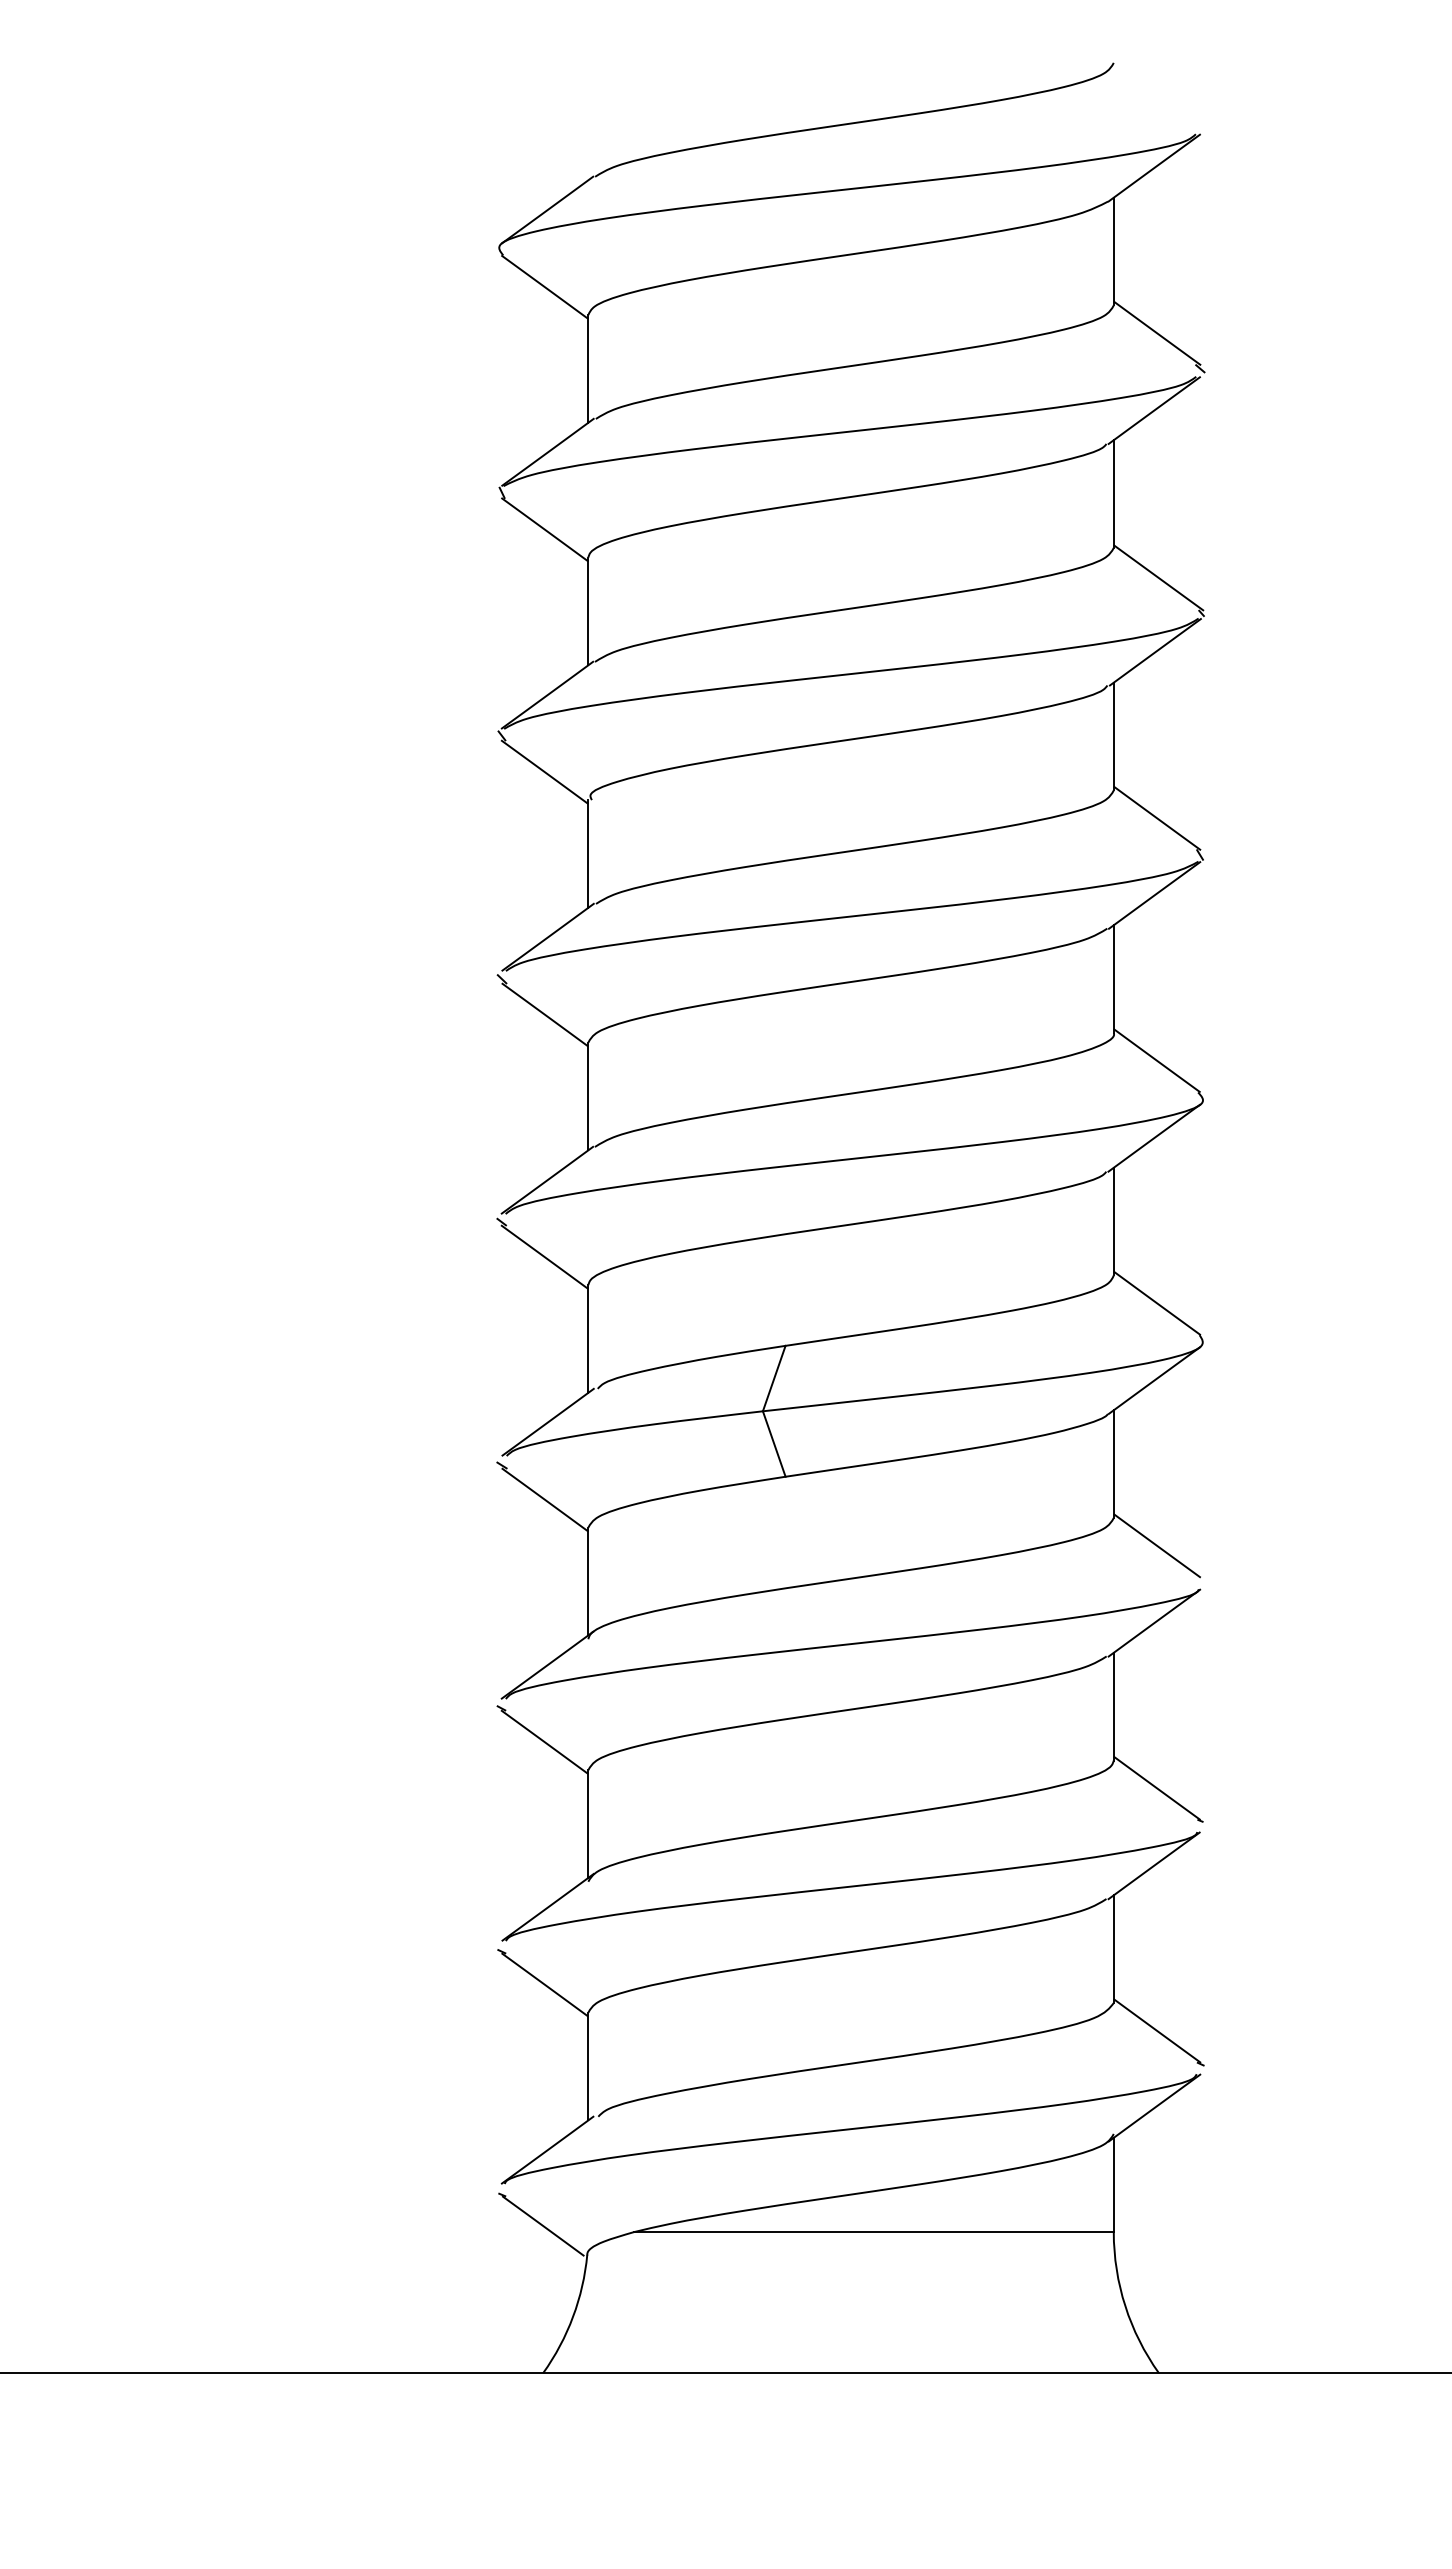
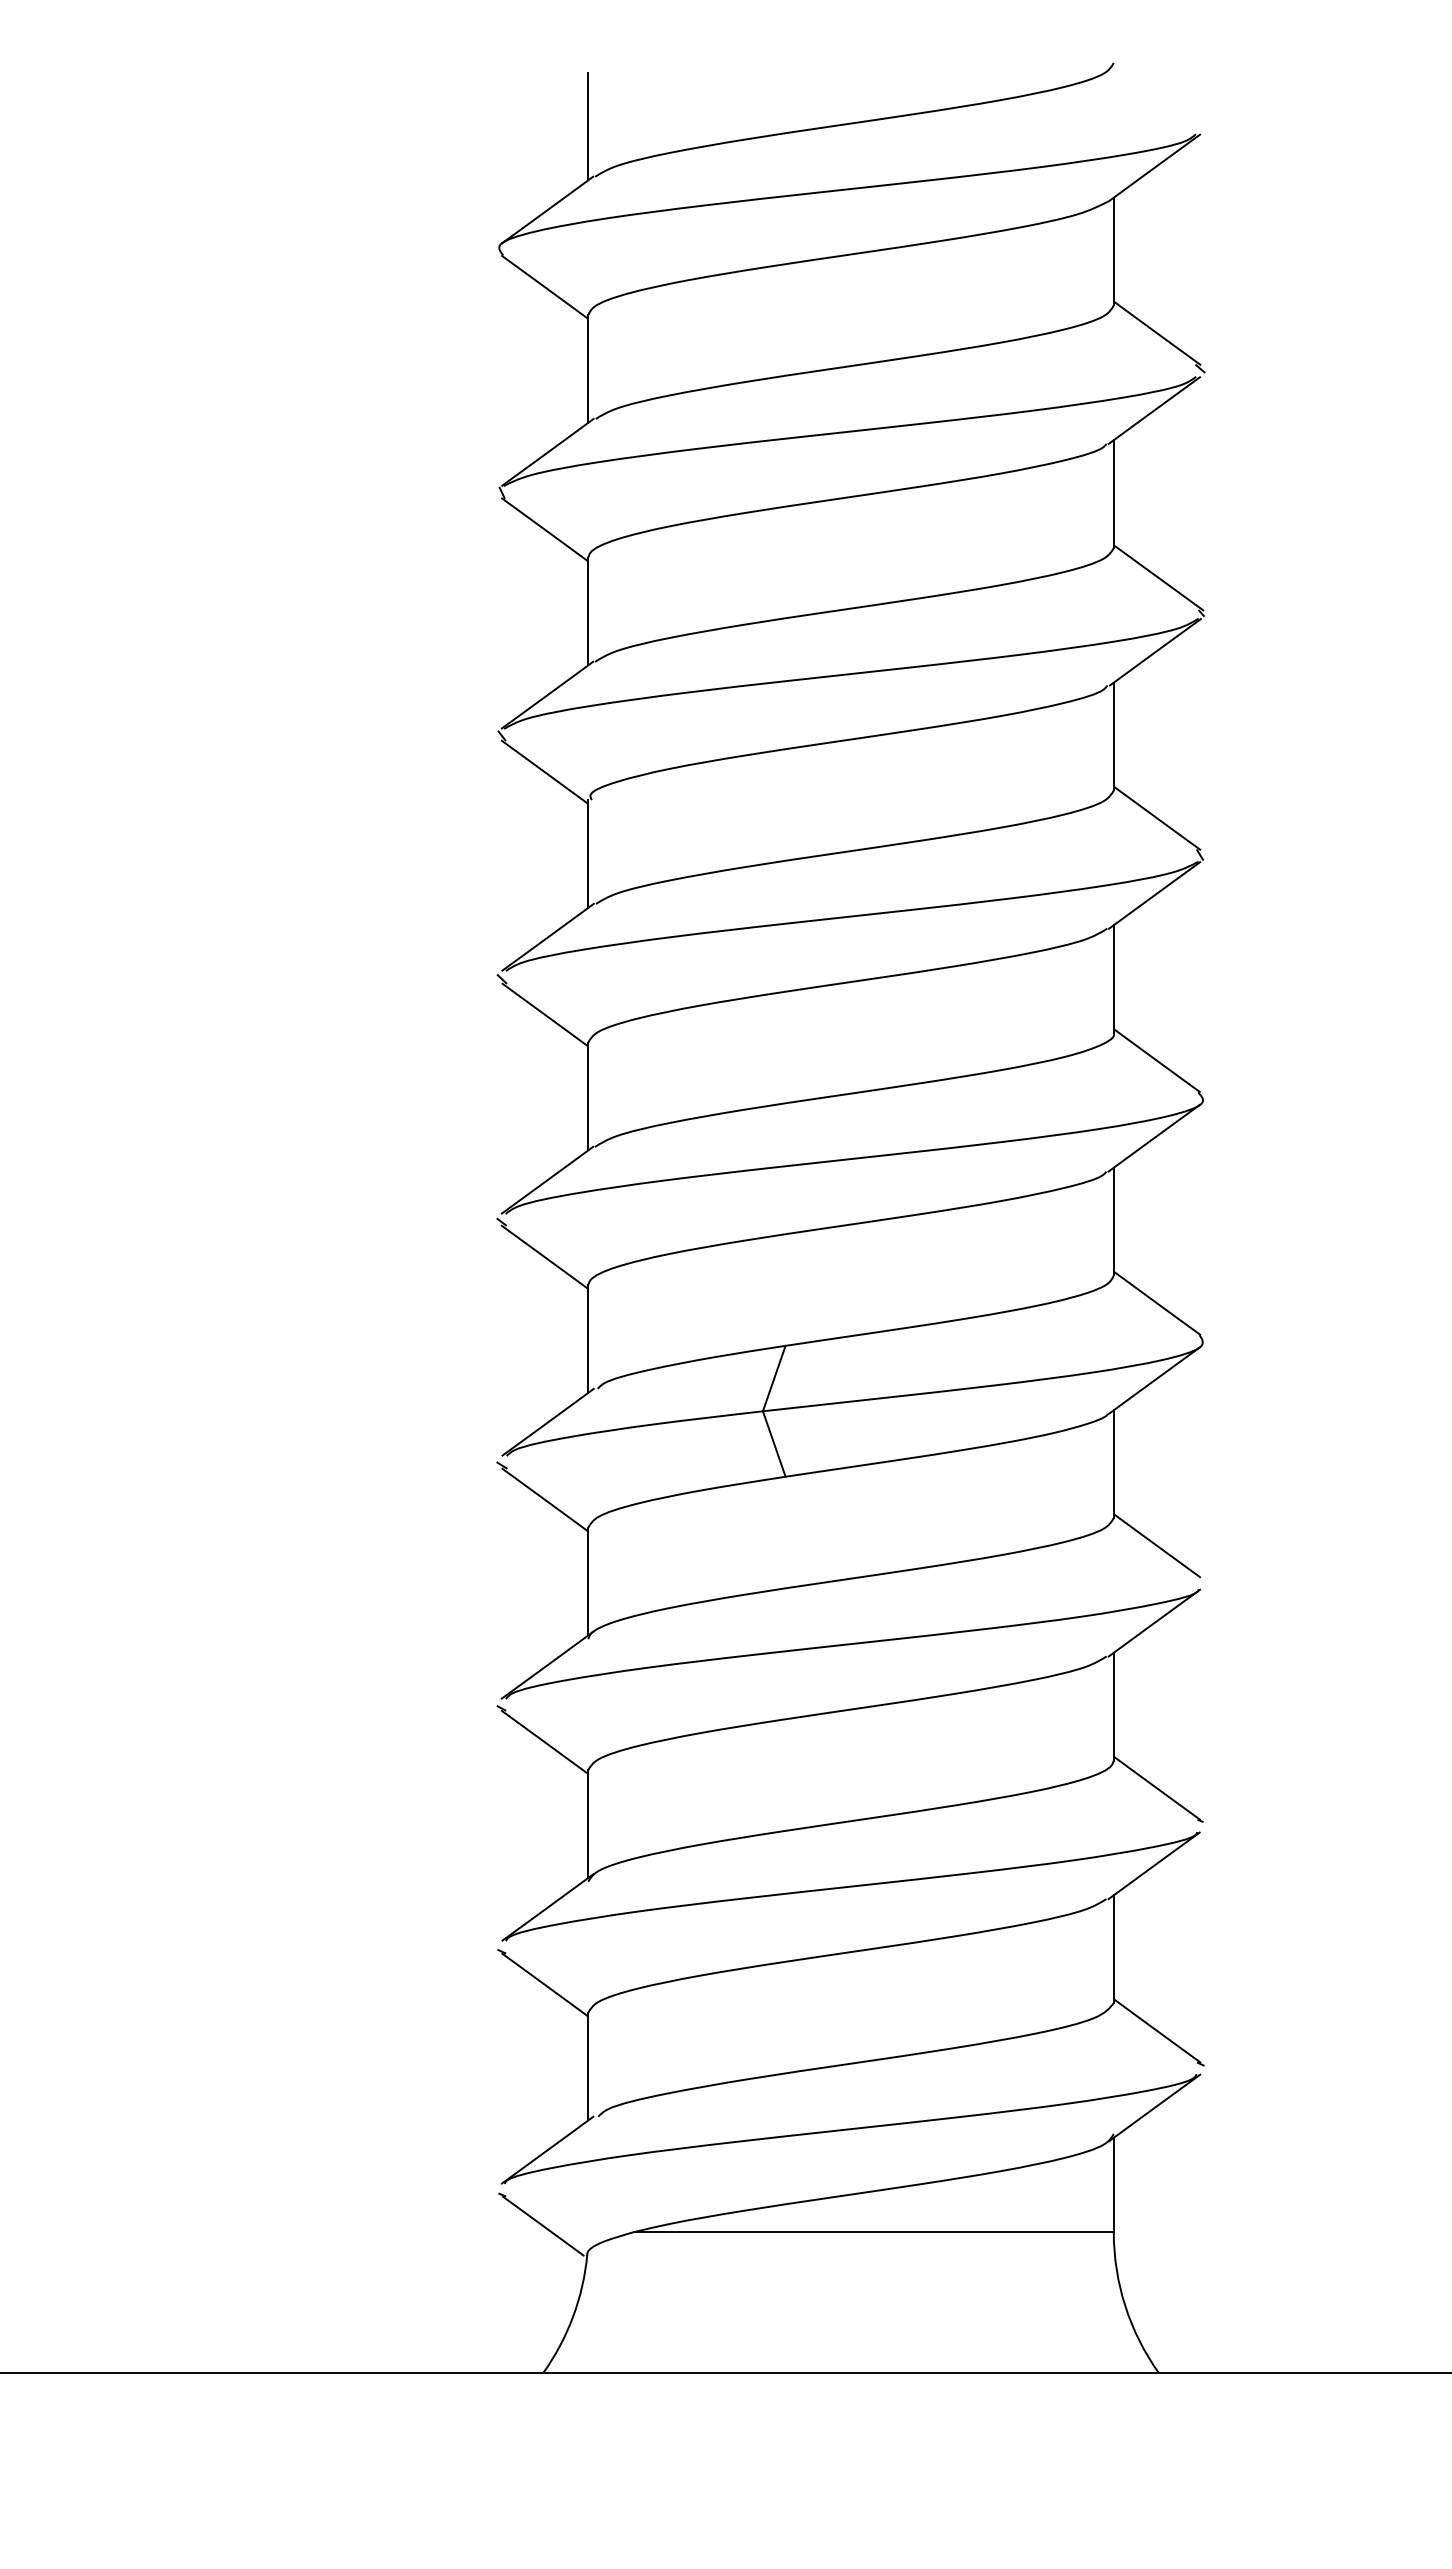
line: none -> present (588, 126)
